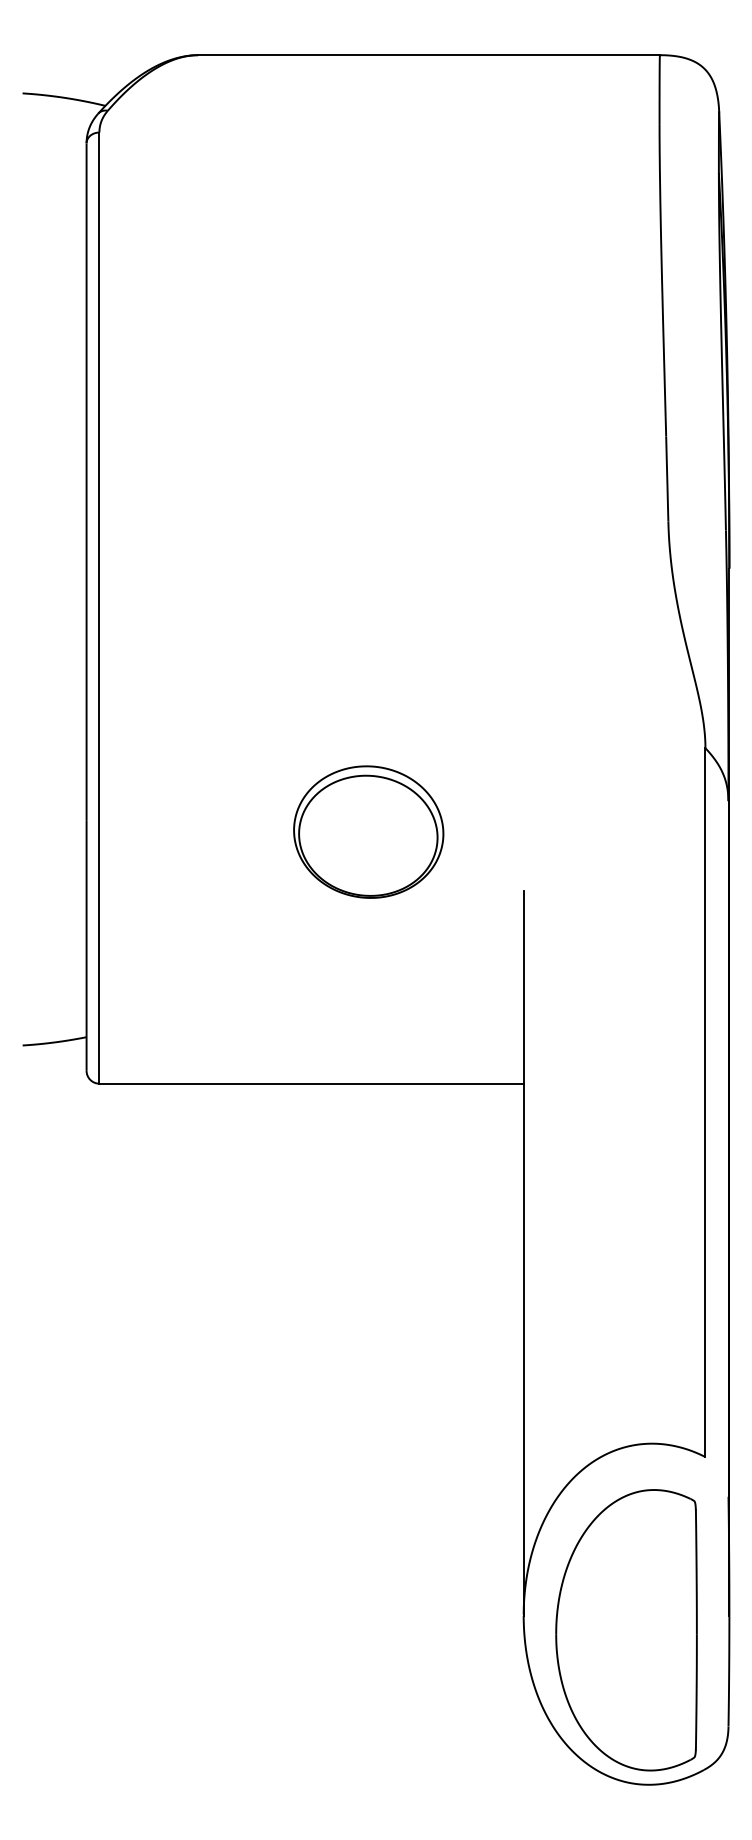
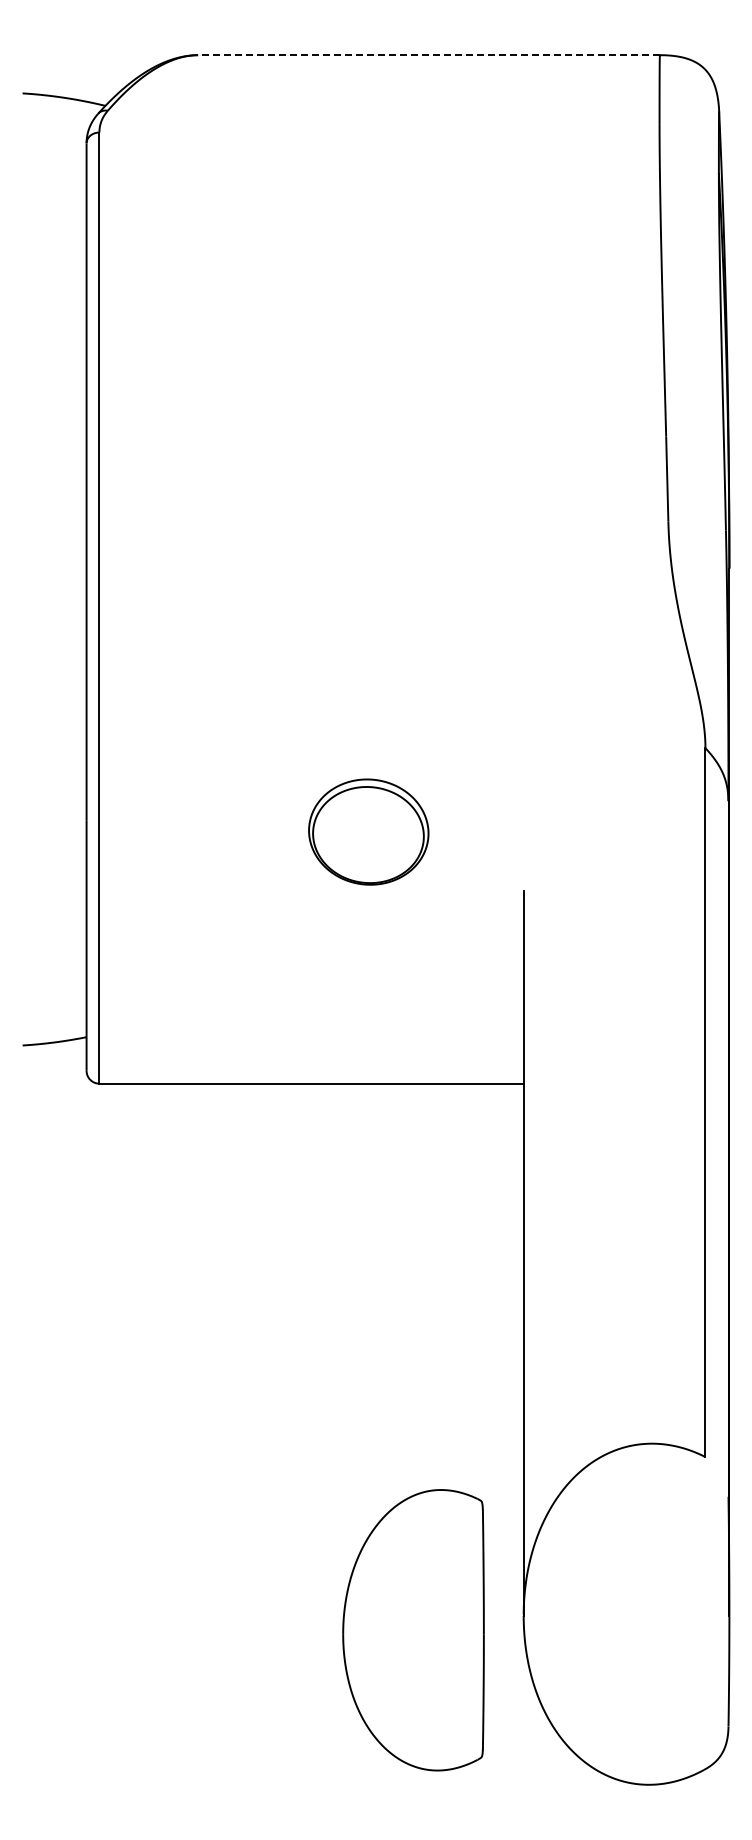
line: solid -> dashed (429, 55)
part size: 152x134 px -> 122x108 px (368, 831)
part position: (626, 1630) -> (413, 1630) (413, 1630)
